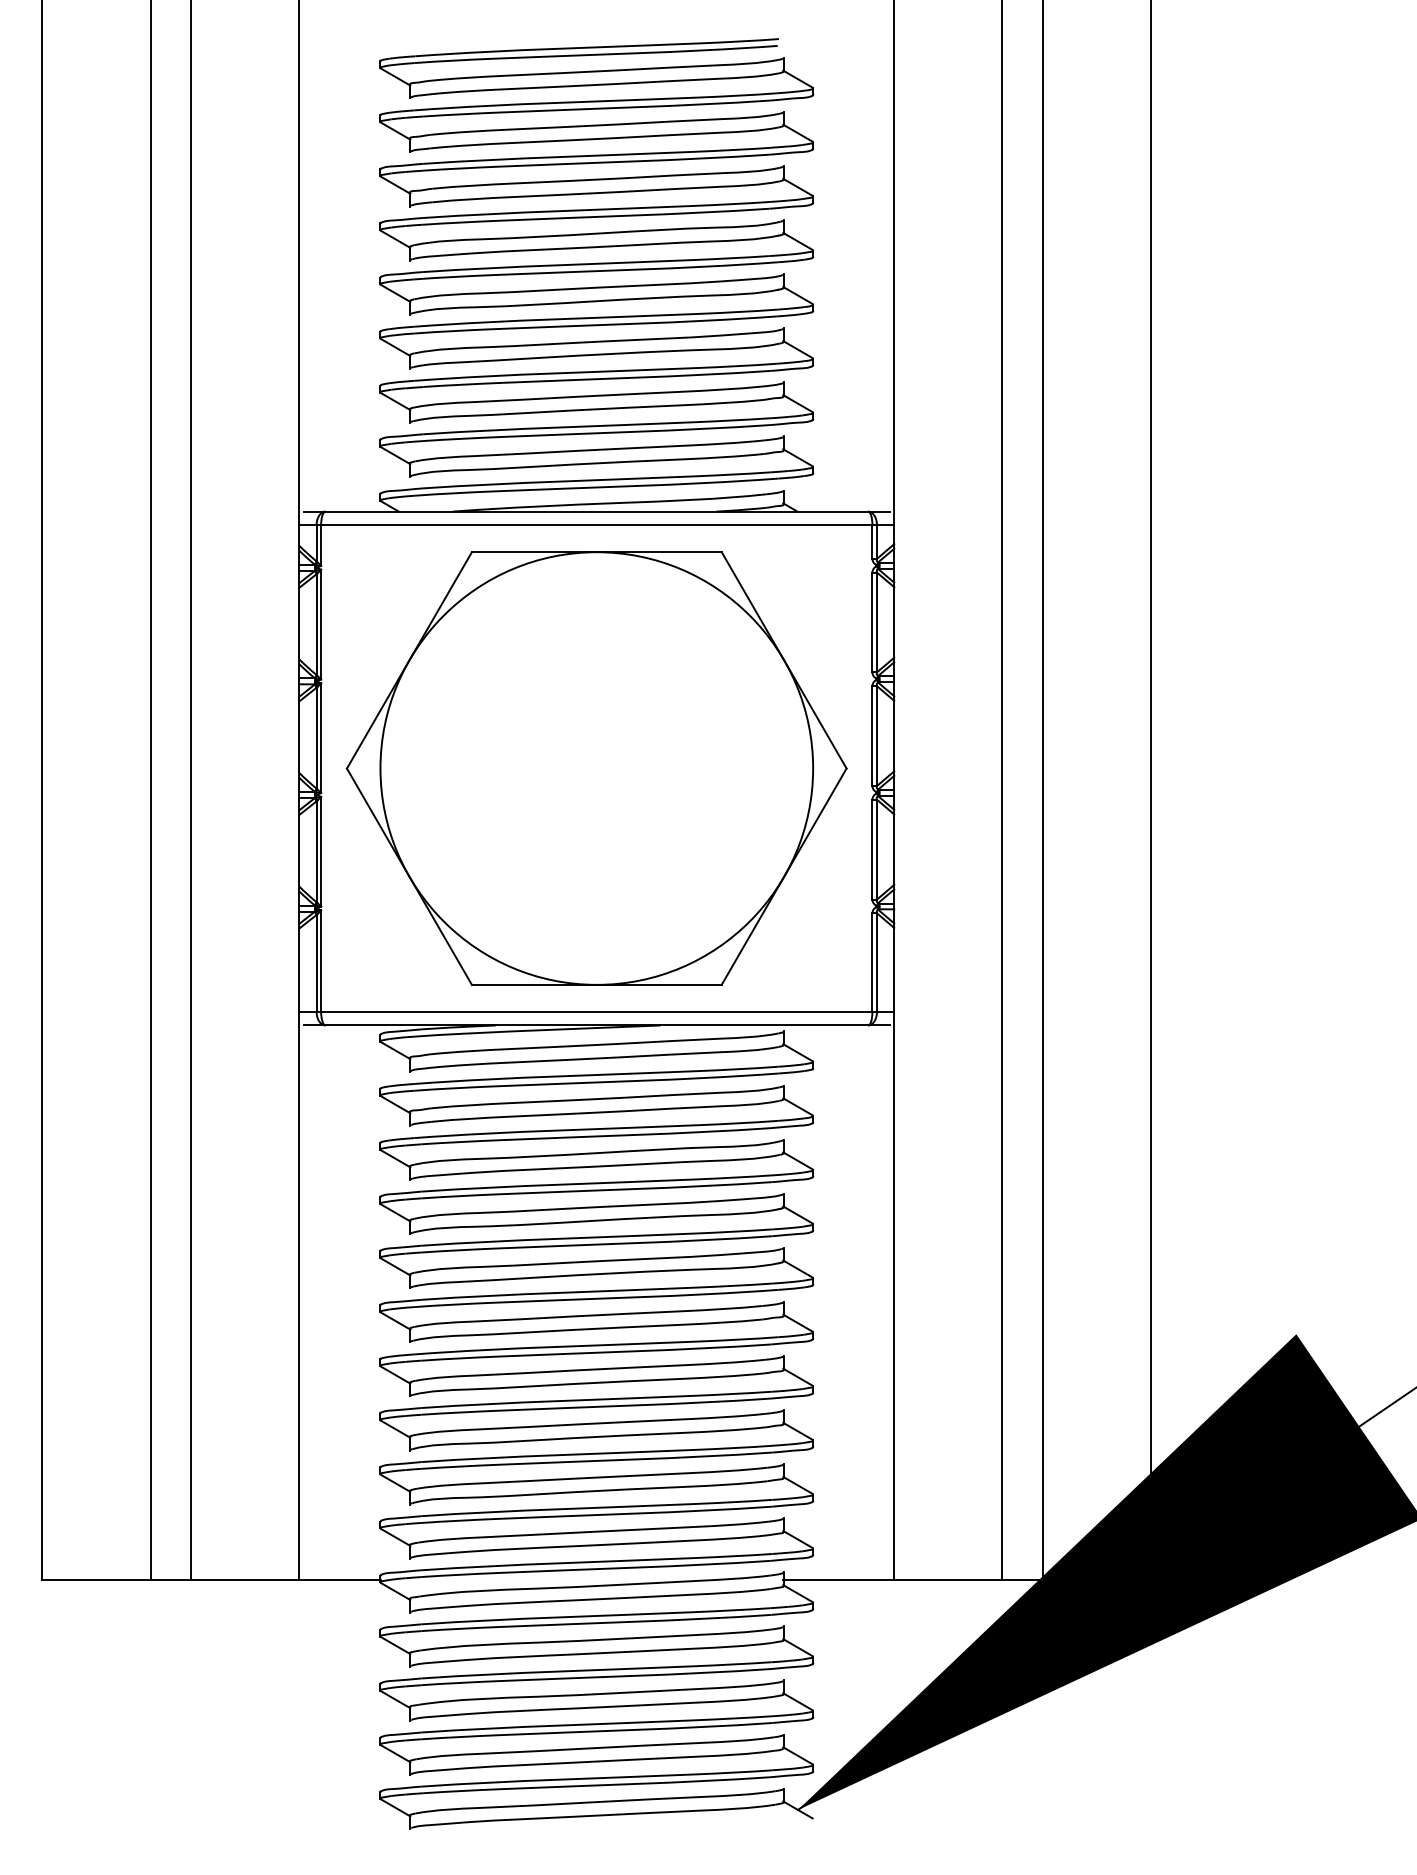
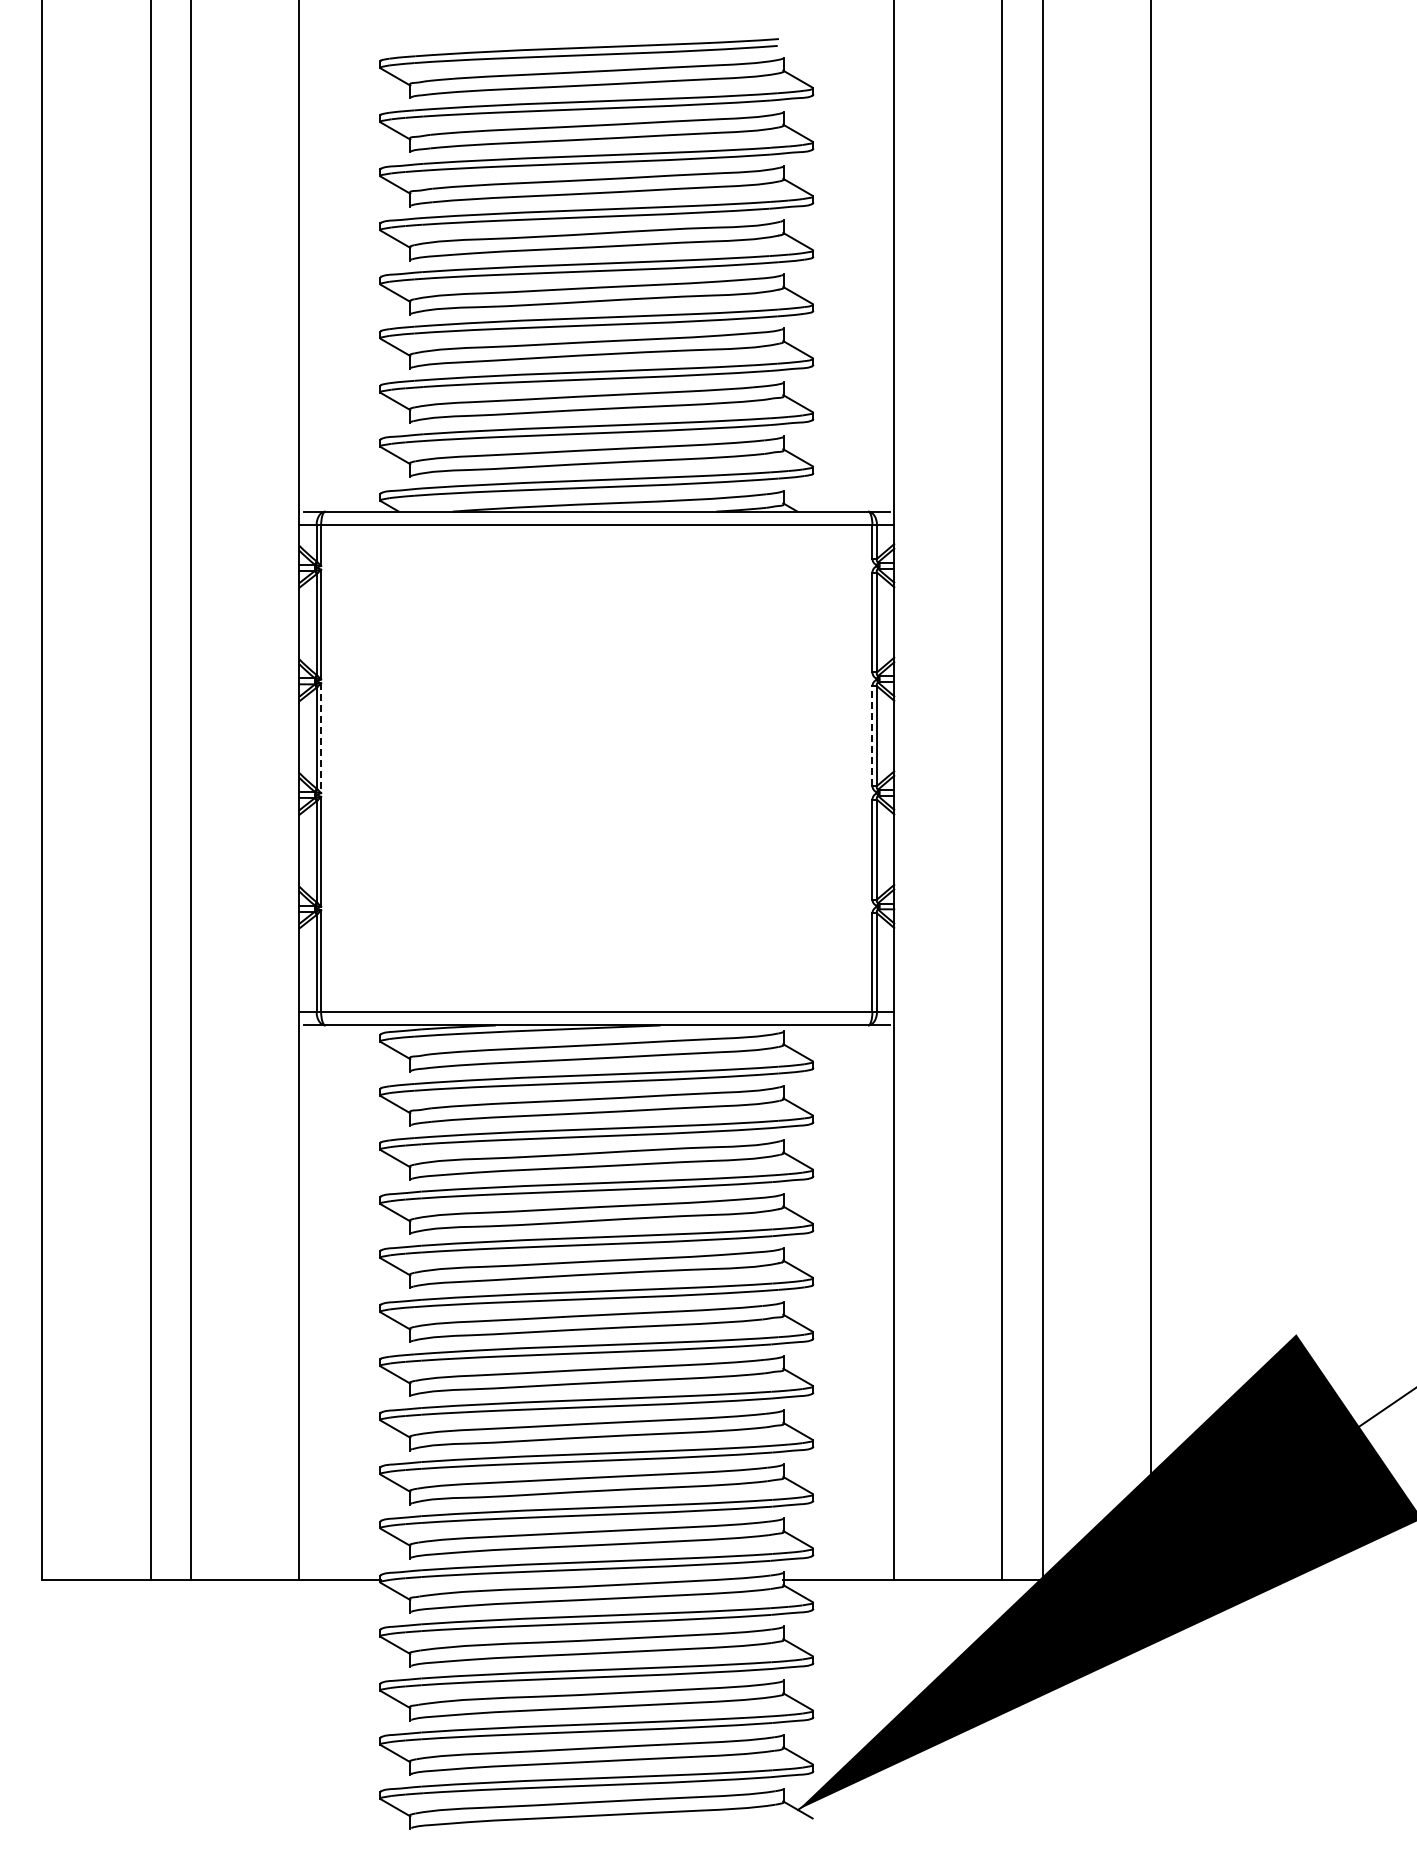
line: solid -> dashed (872, 736)
line: solid -> dashed (321, 738)
part: present -> none (596, 768)
